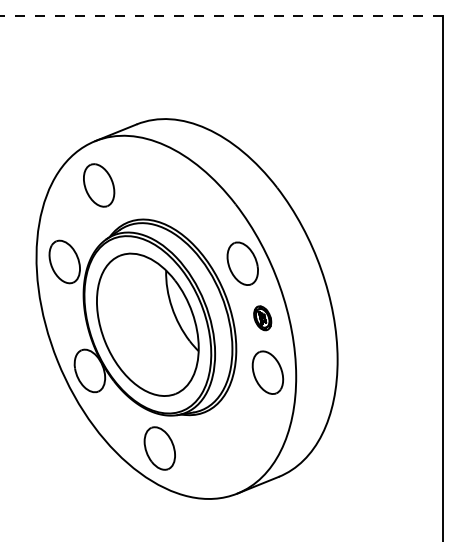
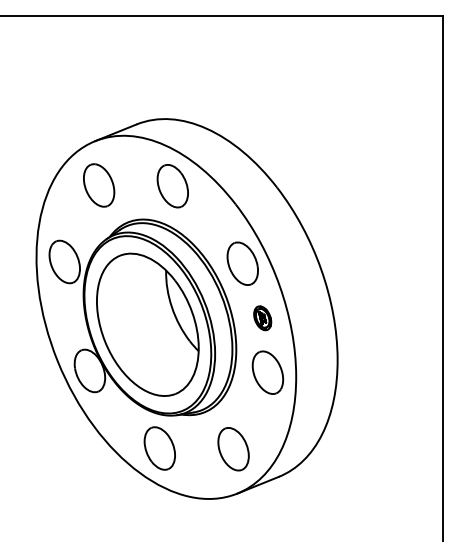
line: dashed -> solid (221, 16)
part: none -> present (172, 186)
part: none -> present (233, 449)
